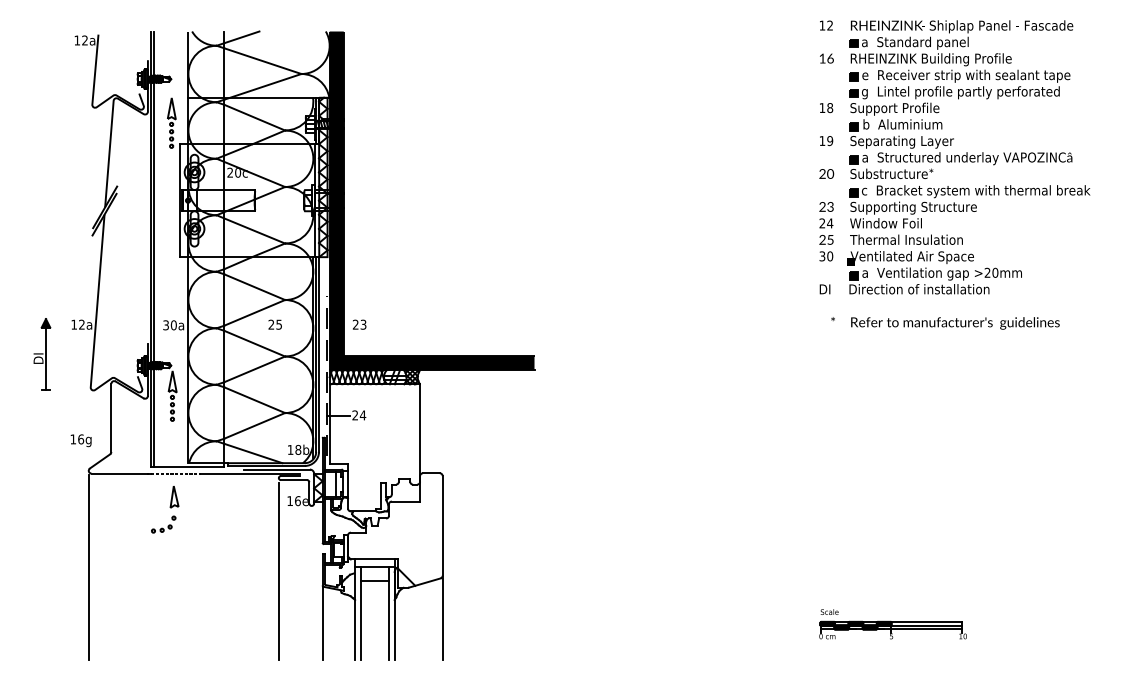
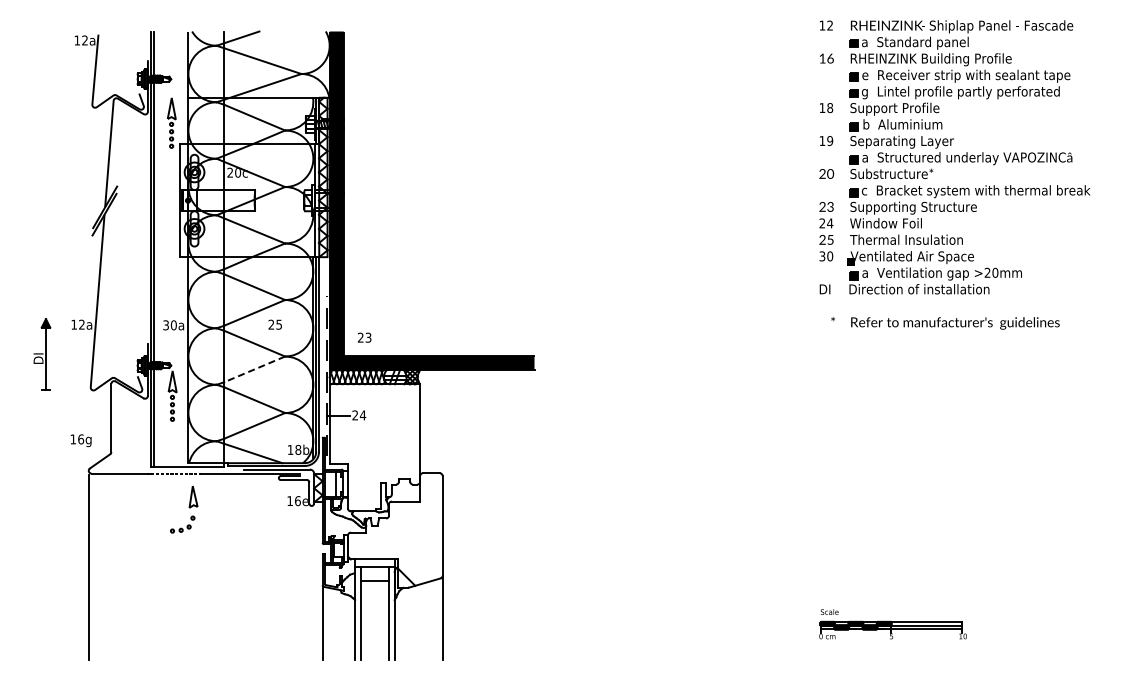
text position: (359, 324) -> (364, 337) (364, 337)
line: solid -> dashed (254, 369)
part position: (165, 509) -> (184, 509) (184, 509)
line: present -> none (278, 570)
